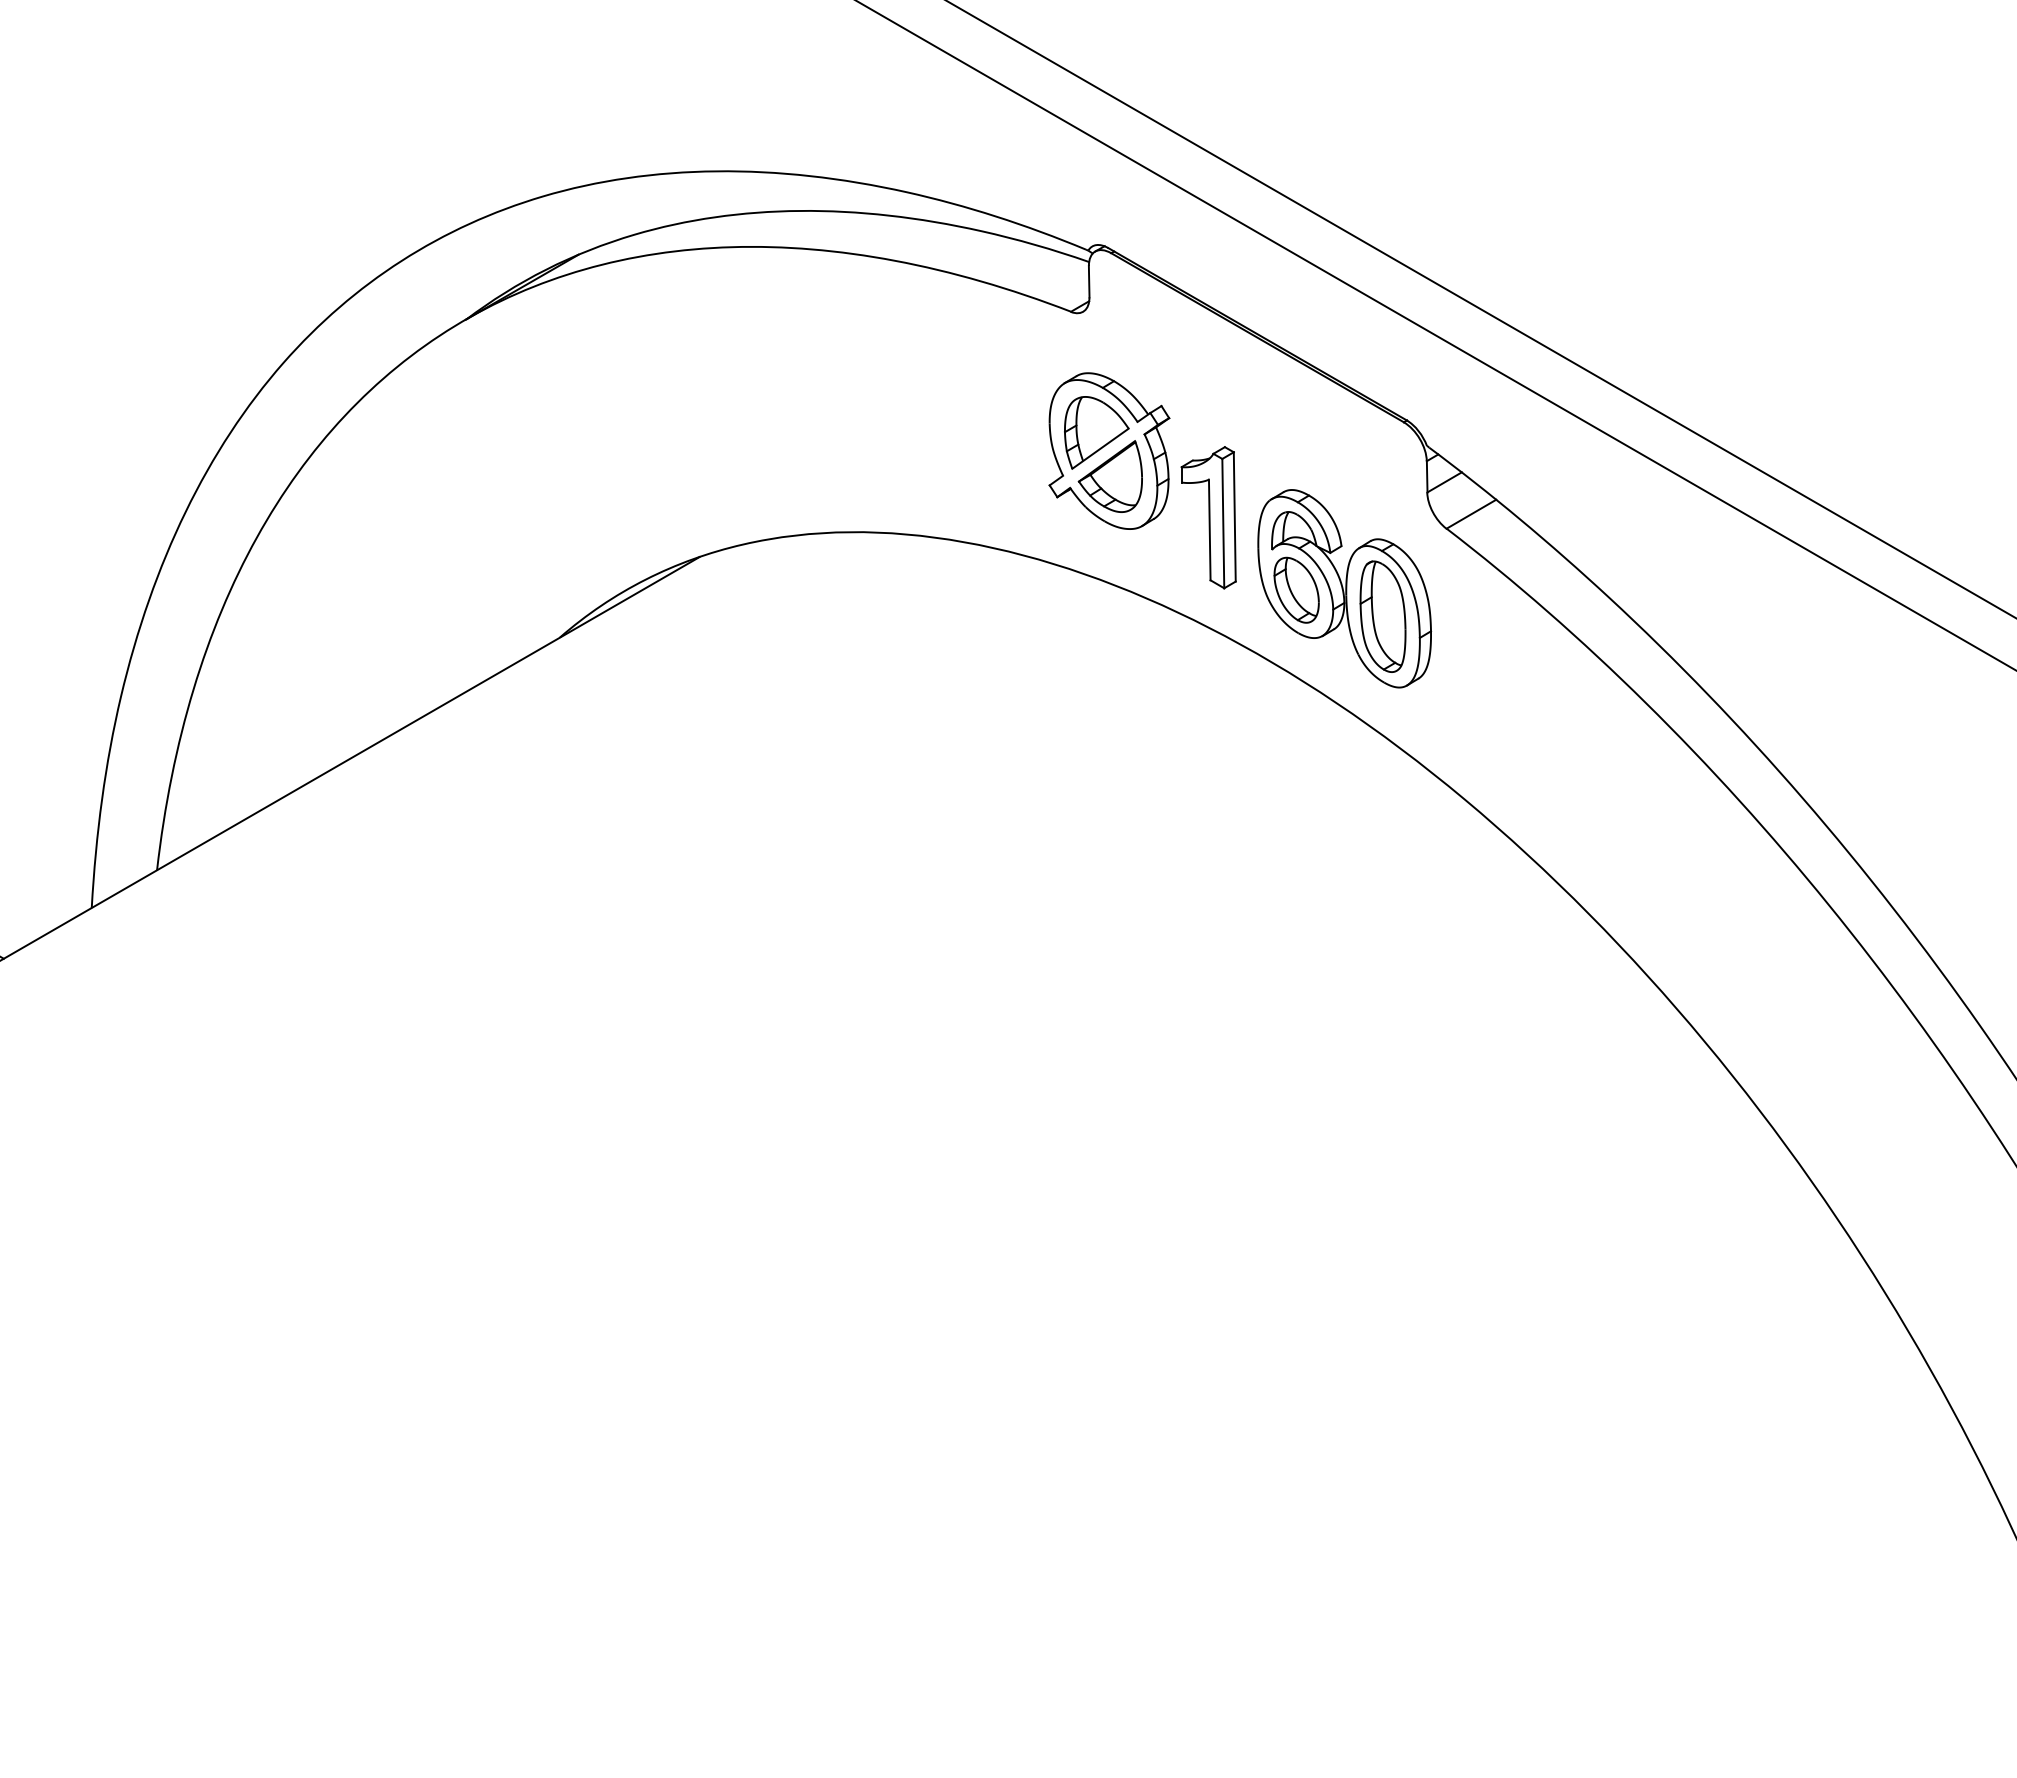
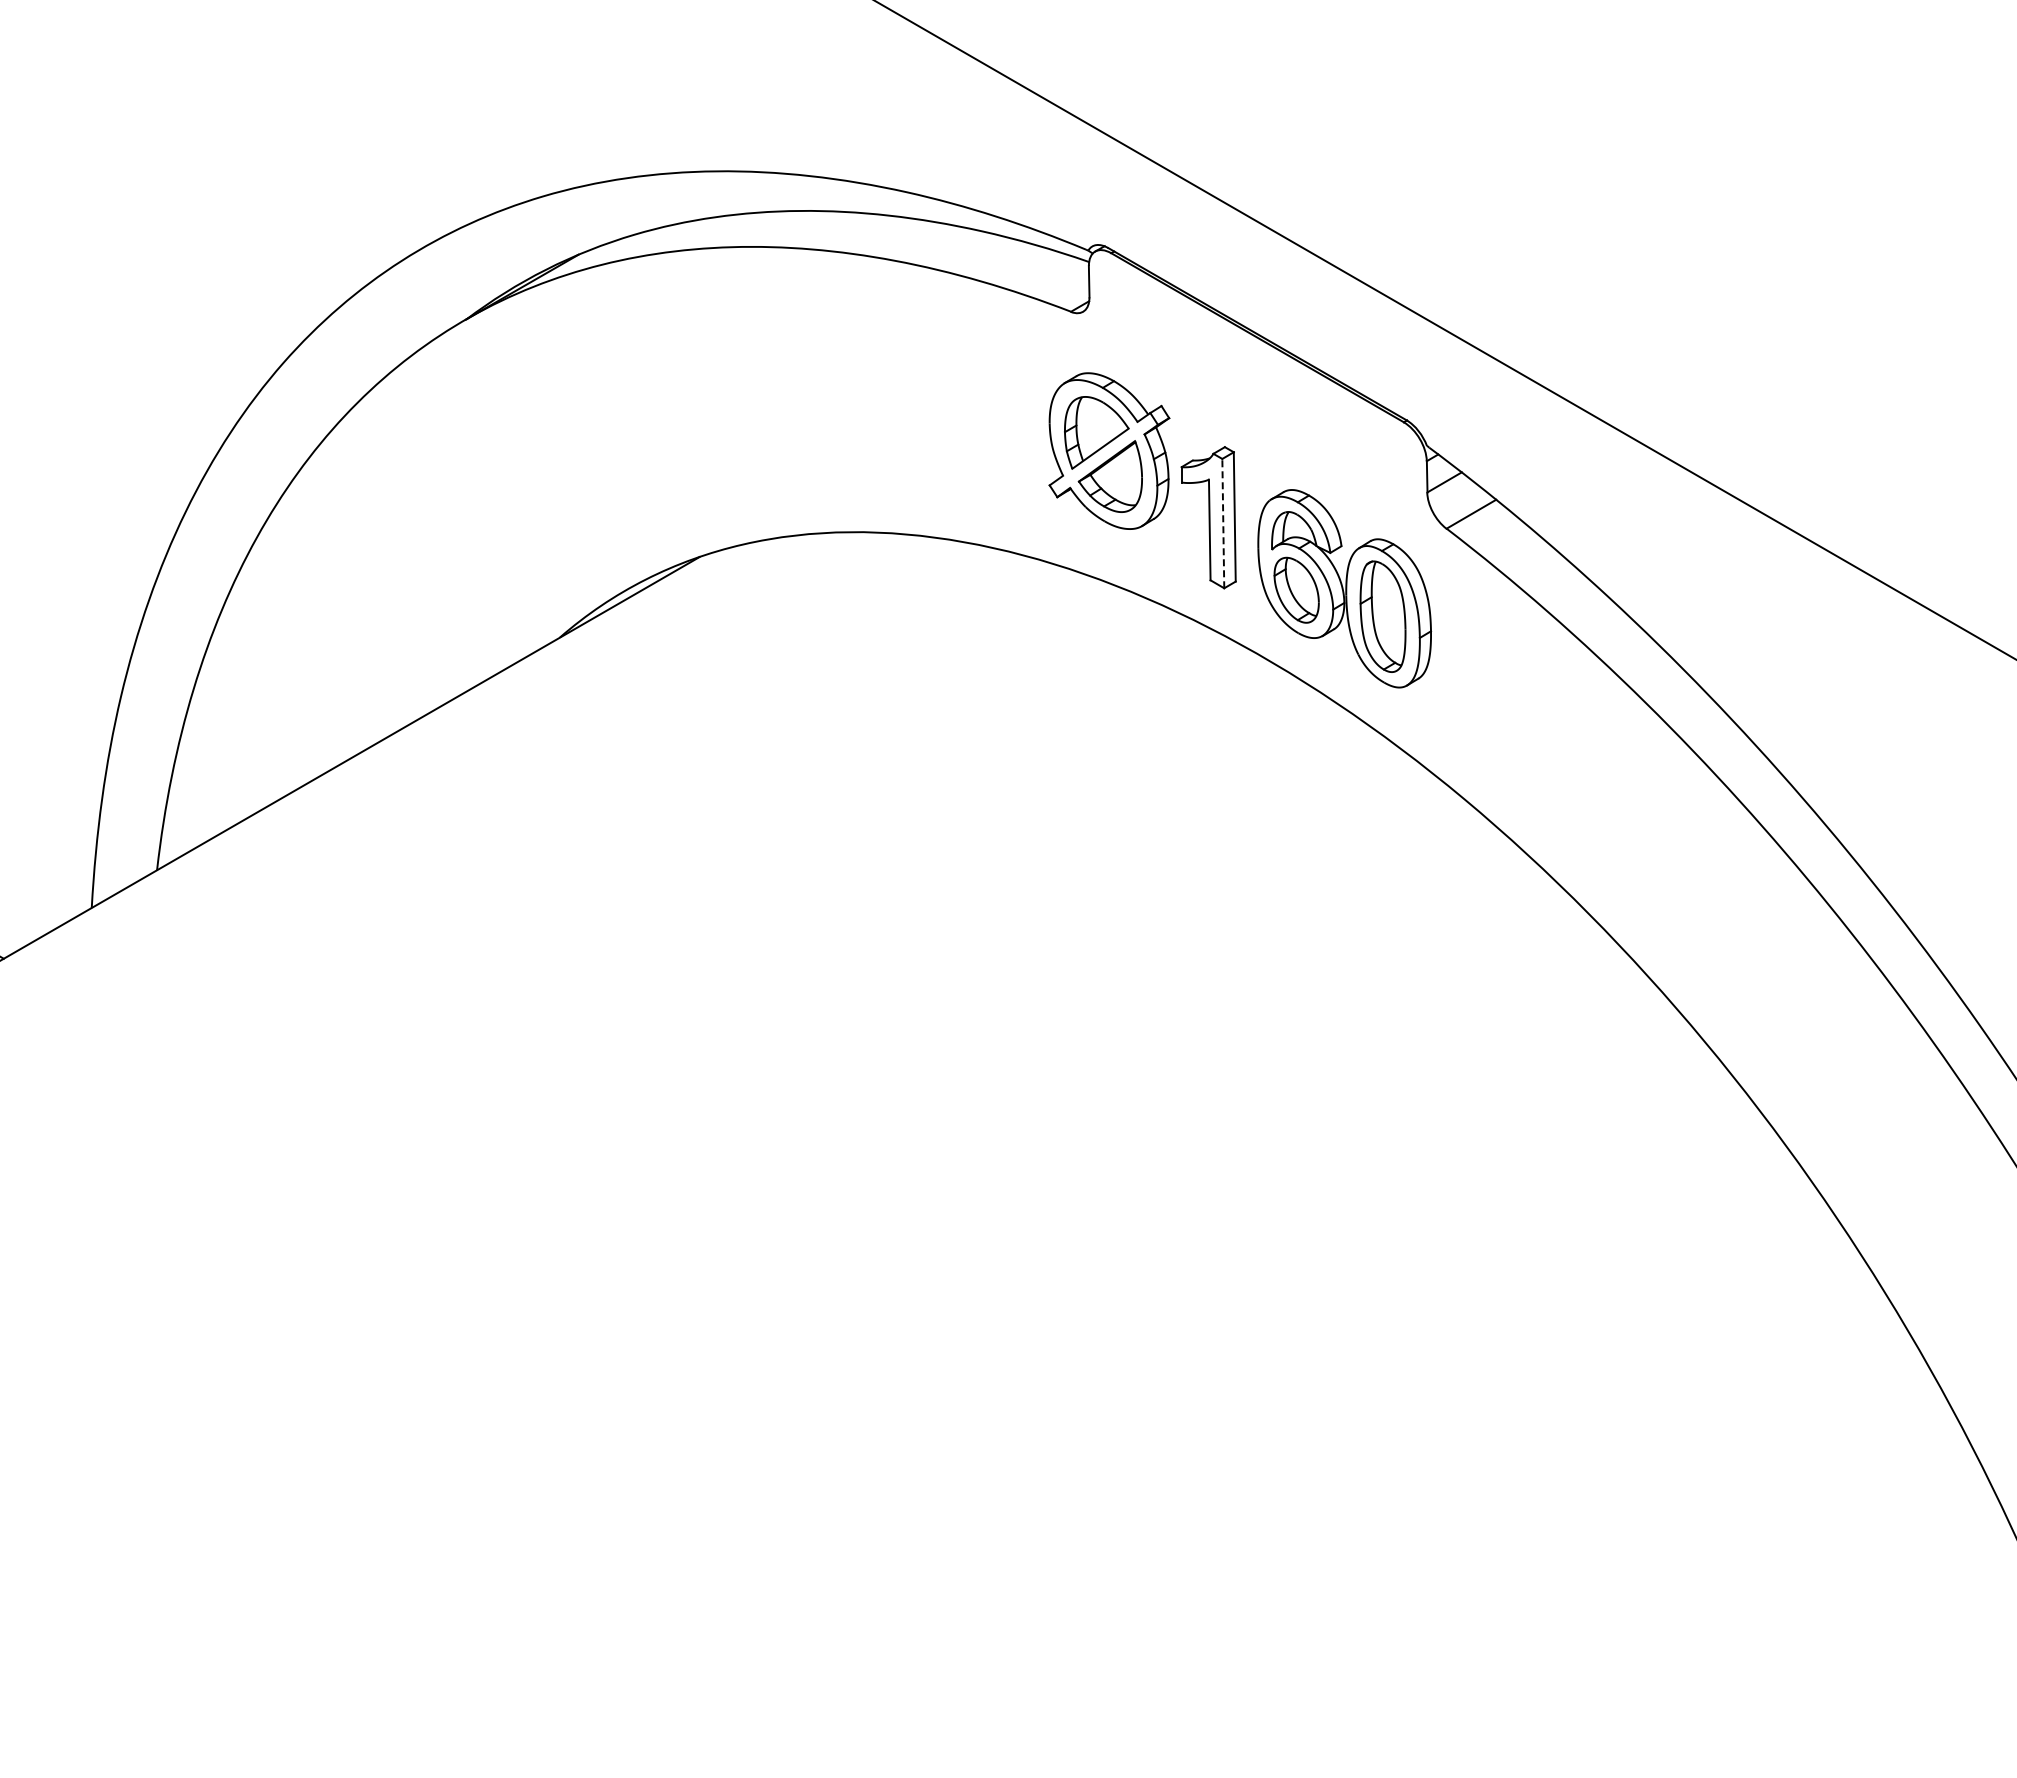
line position: (1480, 309) -> (1444, 330) (1444, 330)
line: present -> none (1435, 335)
line: solid -> dashed (1223, 523)
